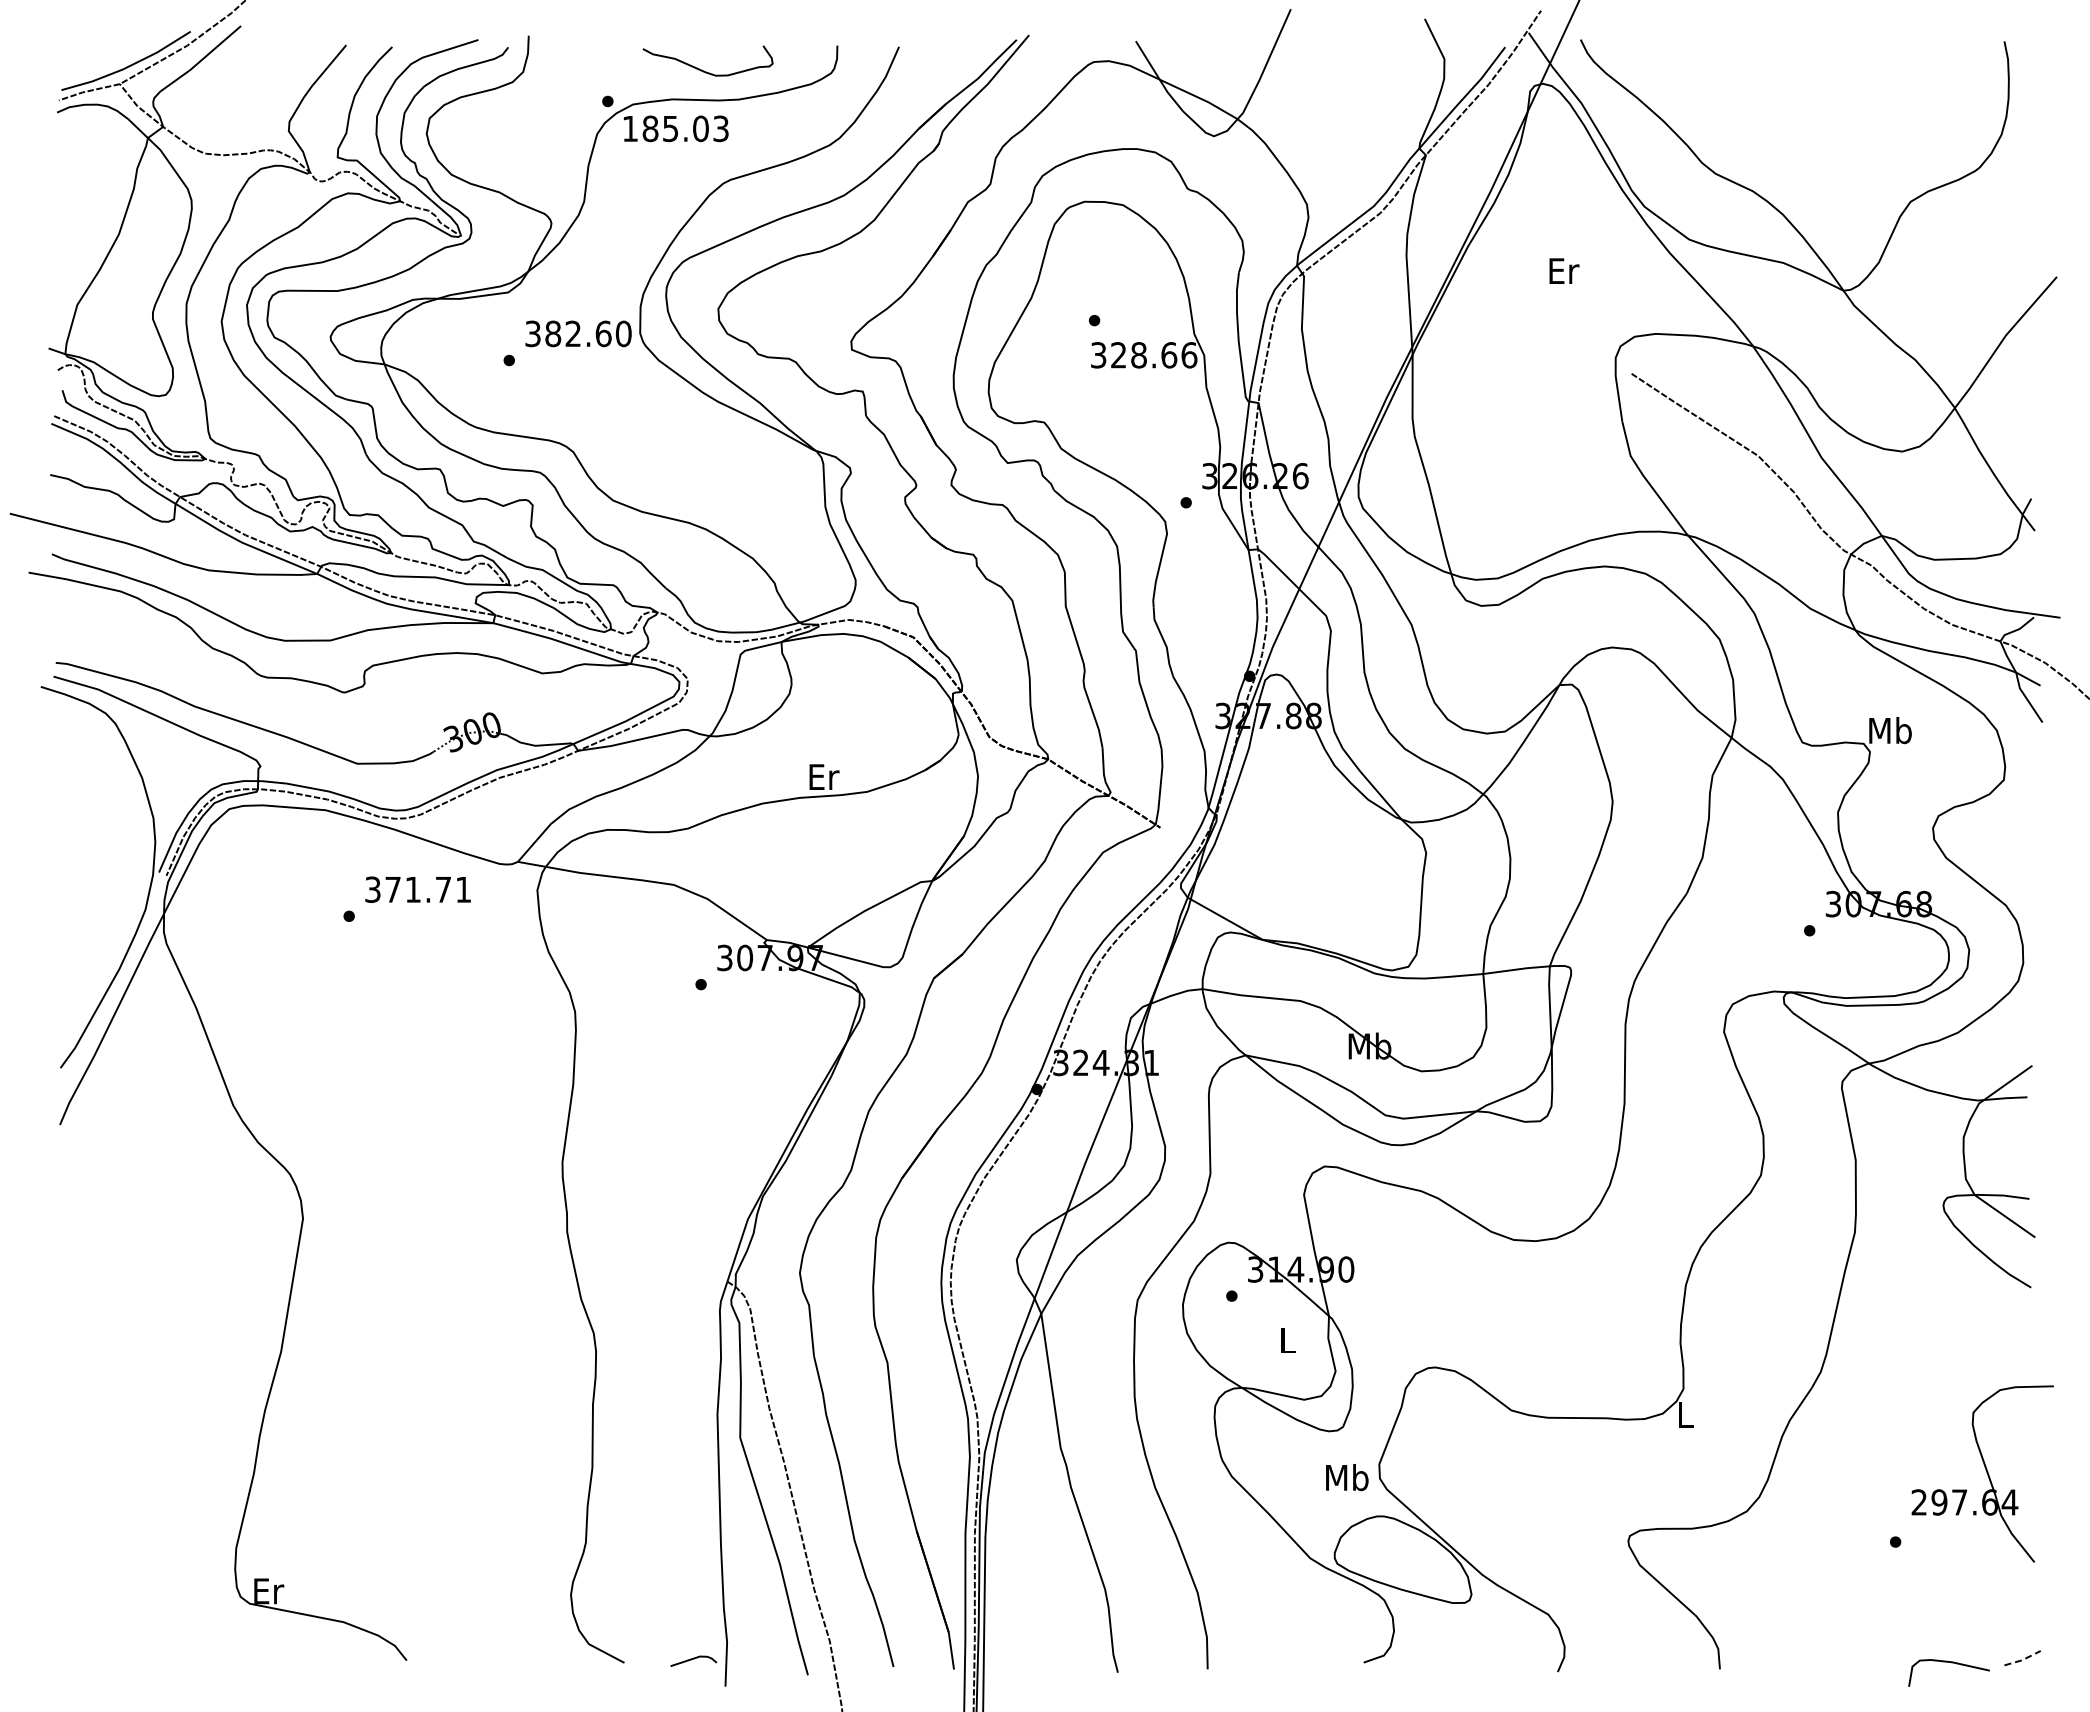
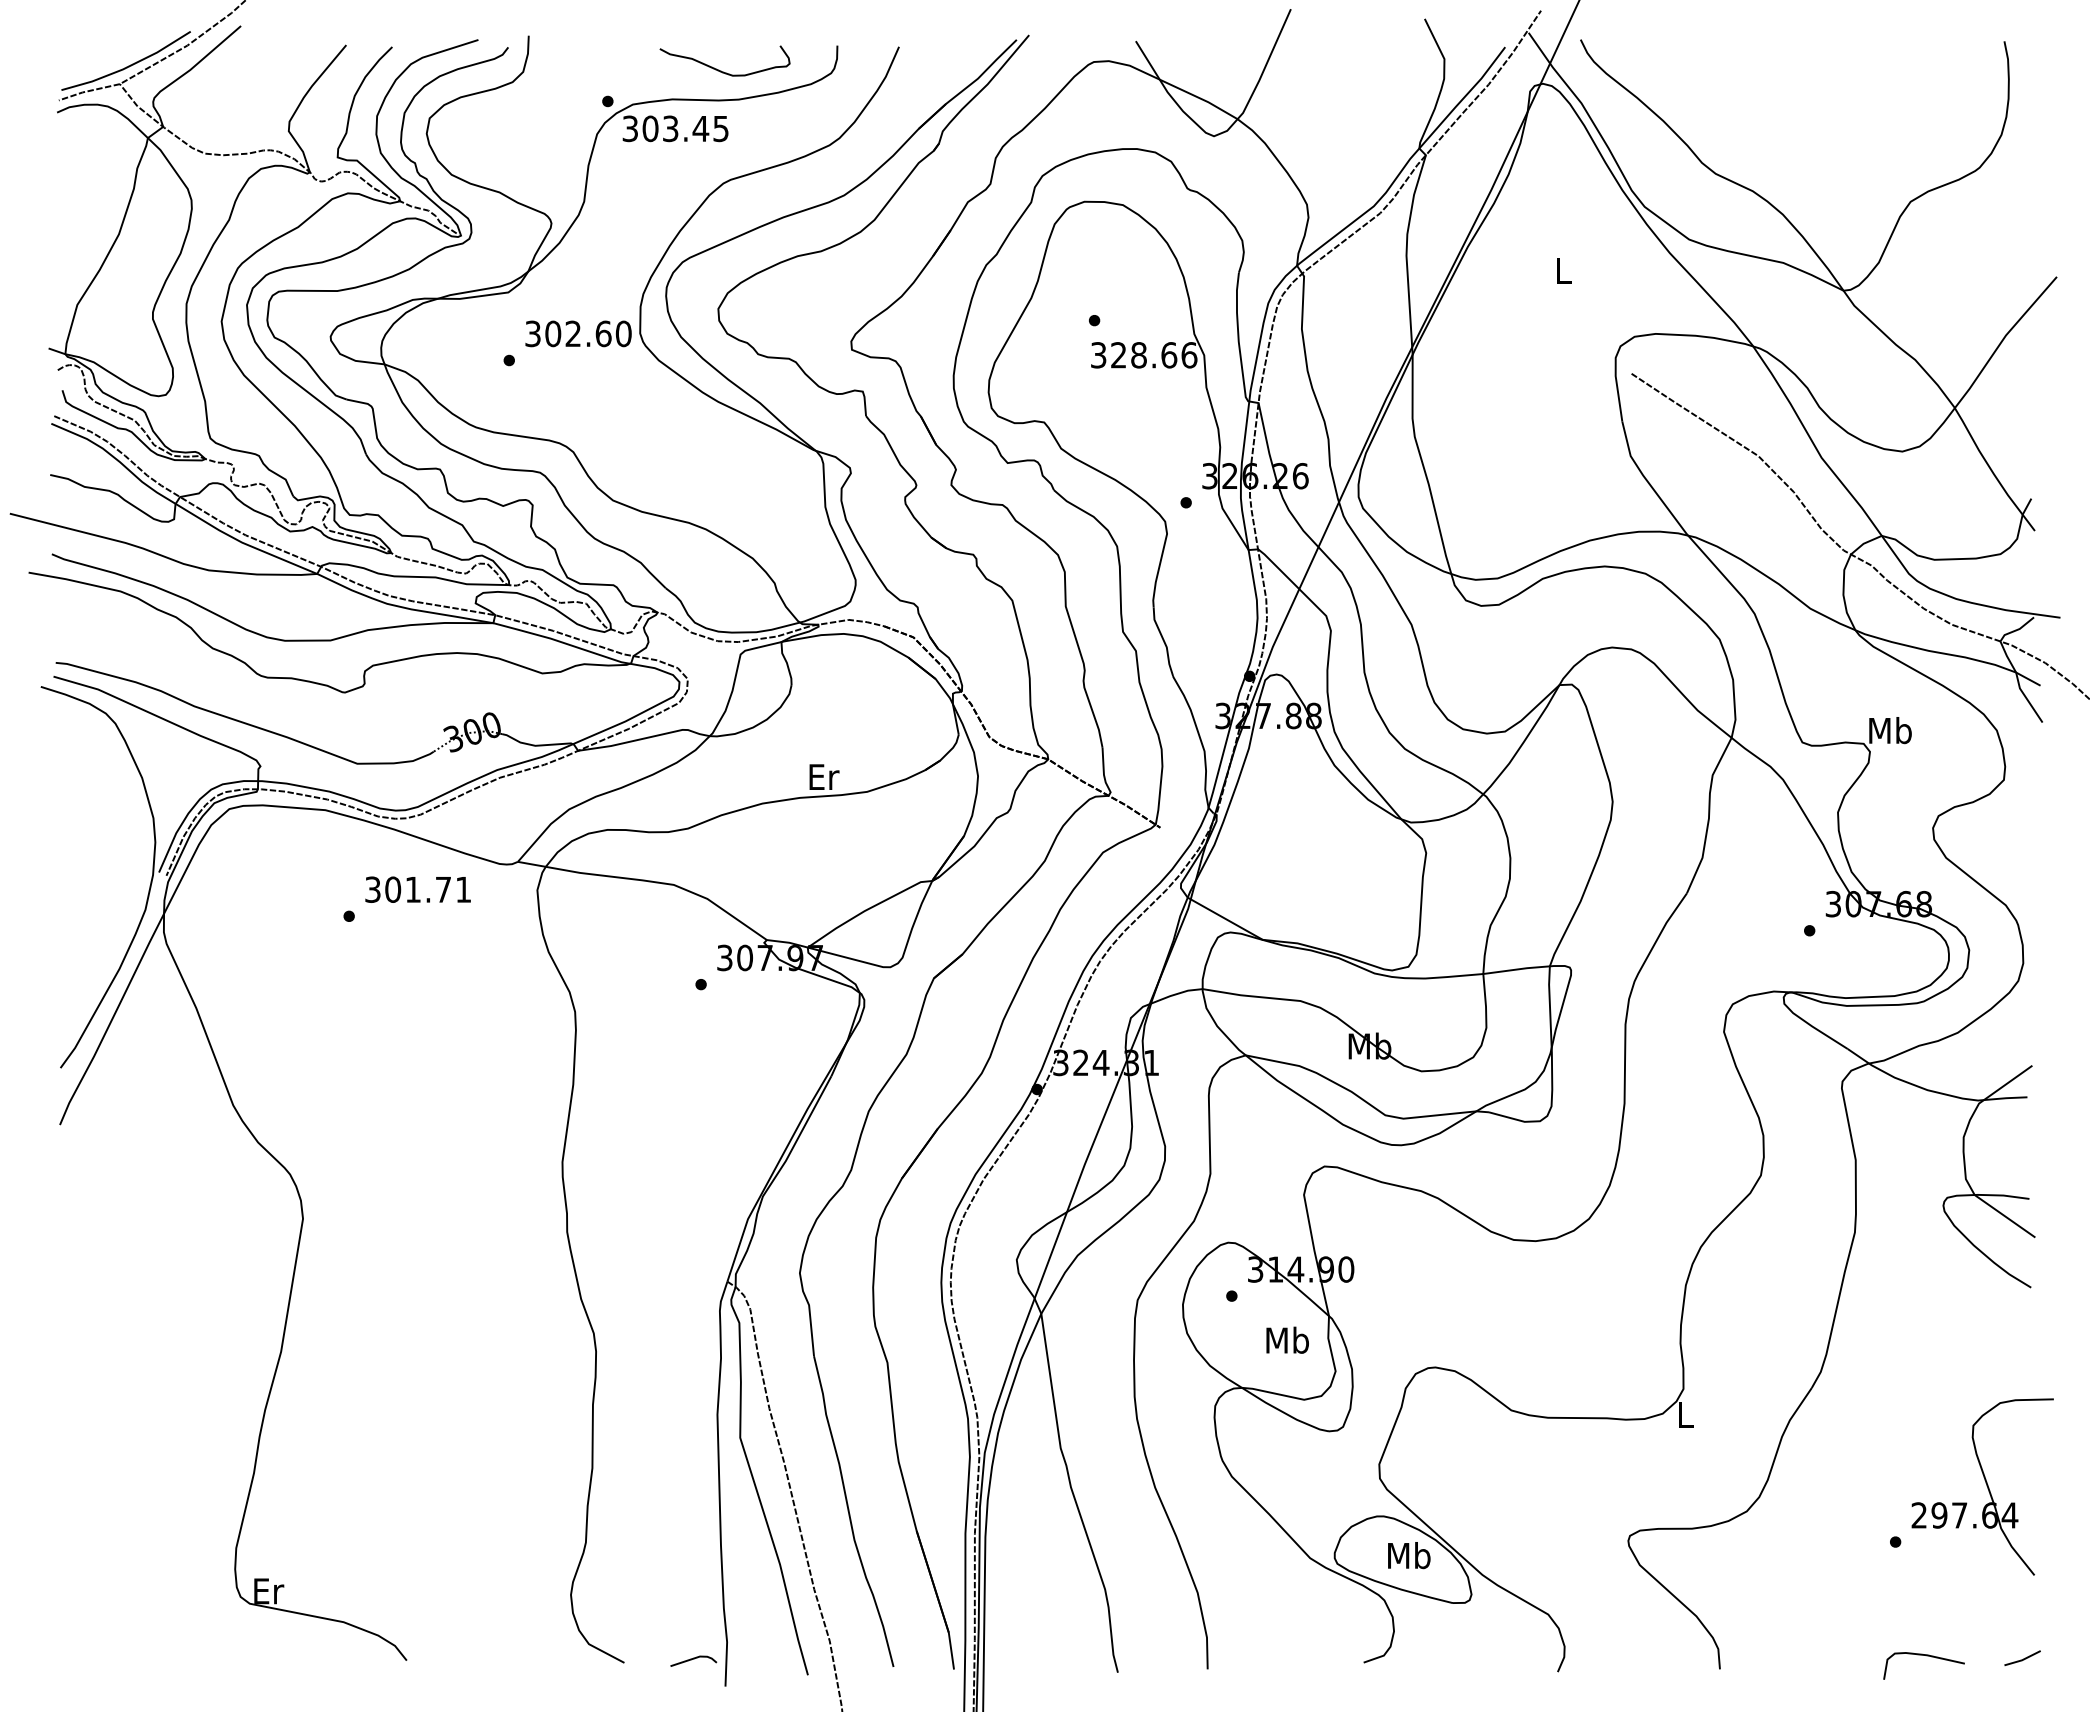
curve position: (704, 70) -> (721, 70) (721, 70)
text: 185.03 -> 303.45 (675, 128)
text: Er -> L (1564, 270)
text: 382.60 -> 302.60 (553, 333)
text: 371.71 -> 301.71 (393, 889)
text: L -> Mb (1287, 1339)
part position: (1982, 1473) -> (1982, 1486) (1982, 1486)
text position: (1347, 1477) -> (1409, 1555) (1409, 1555)
line: dashed -> solid (2022, 1659)
curve position: (1951, 1663) -> (1926, 1656) (1926, 1656)
